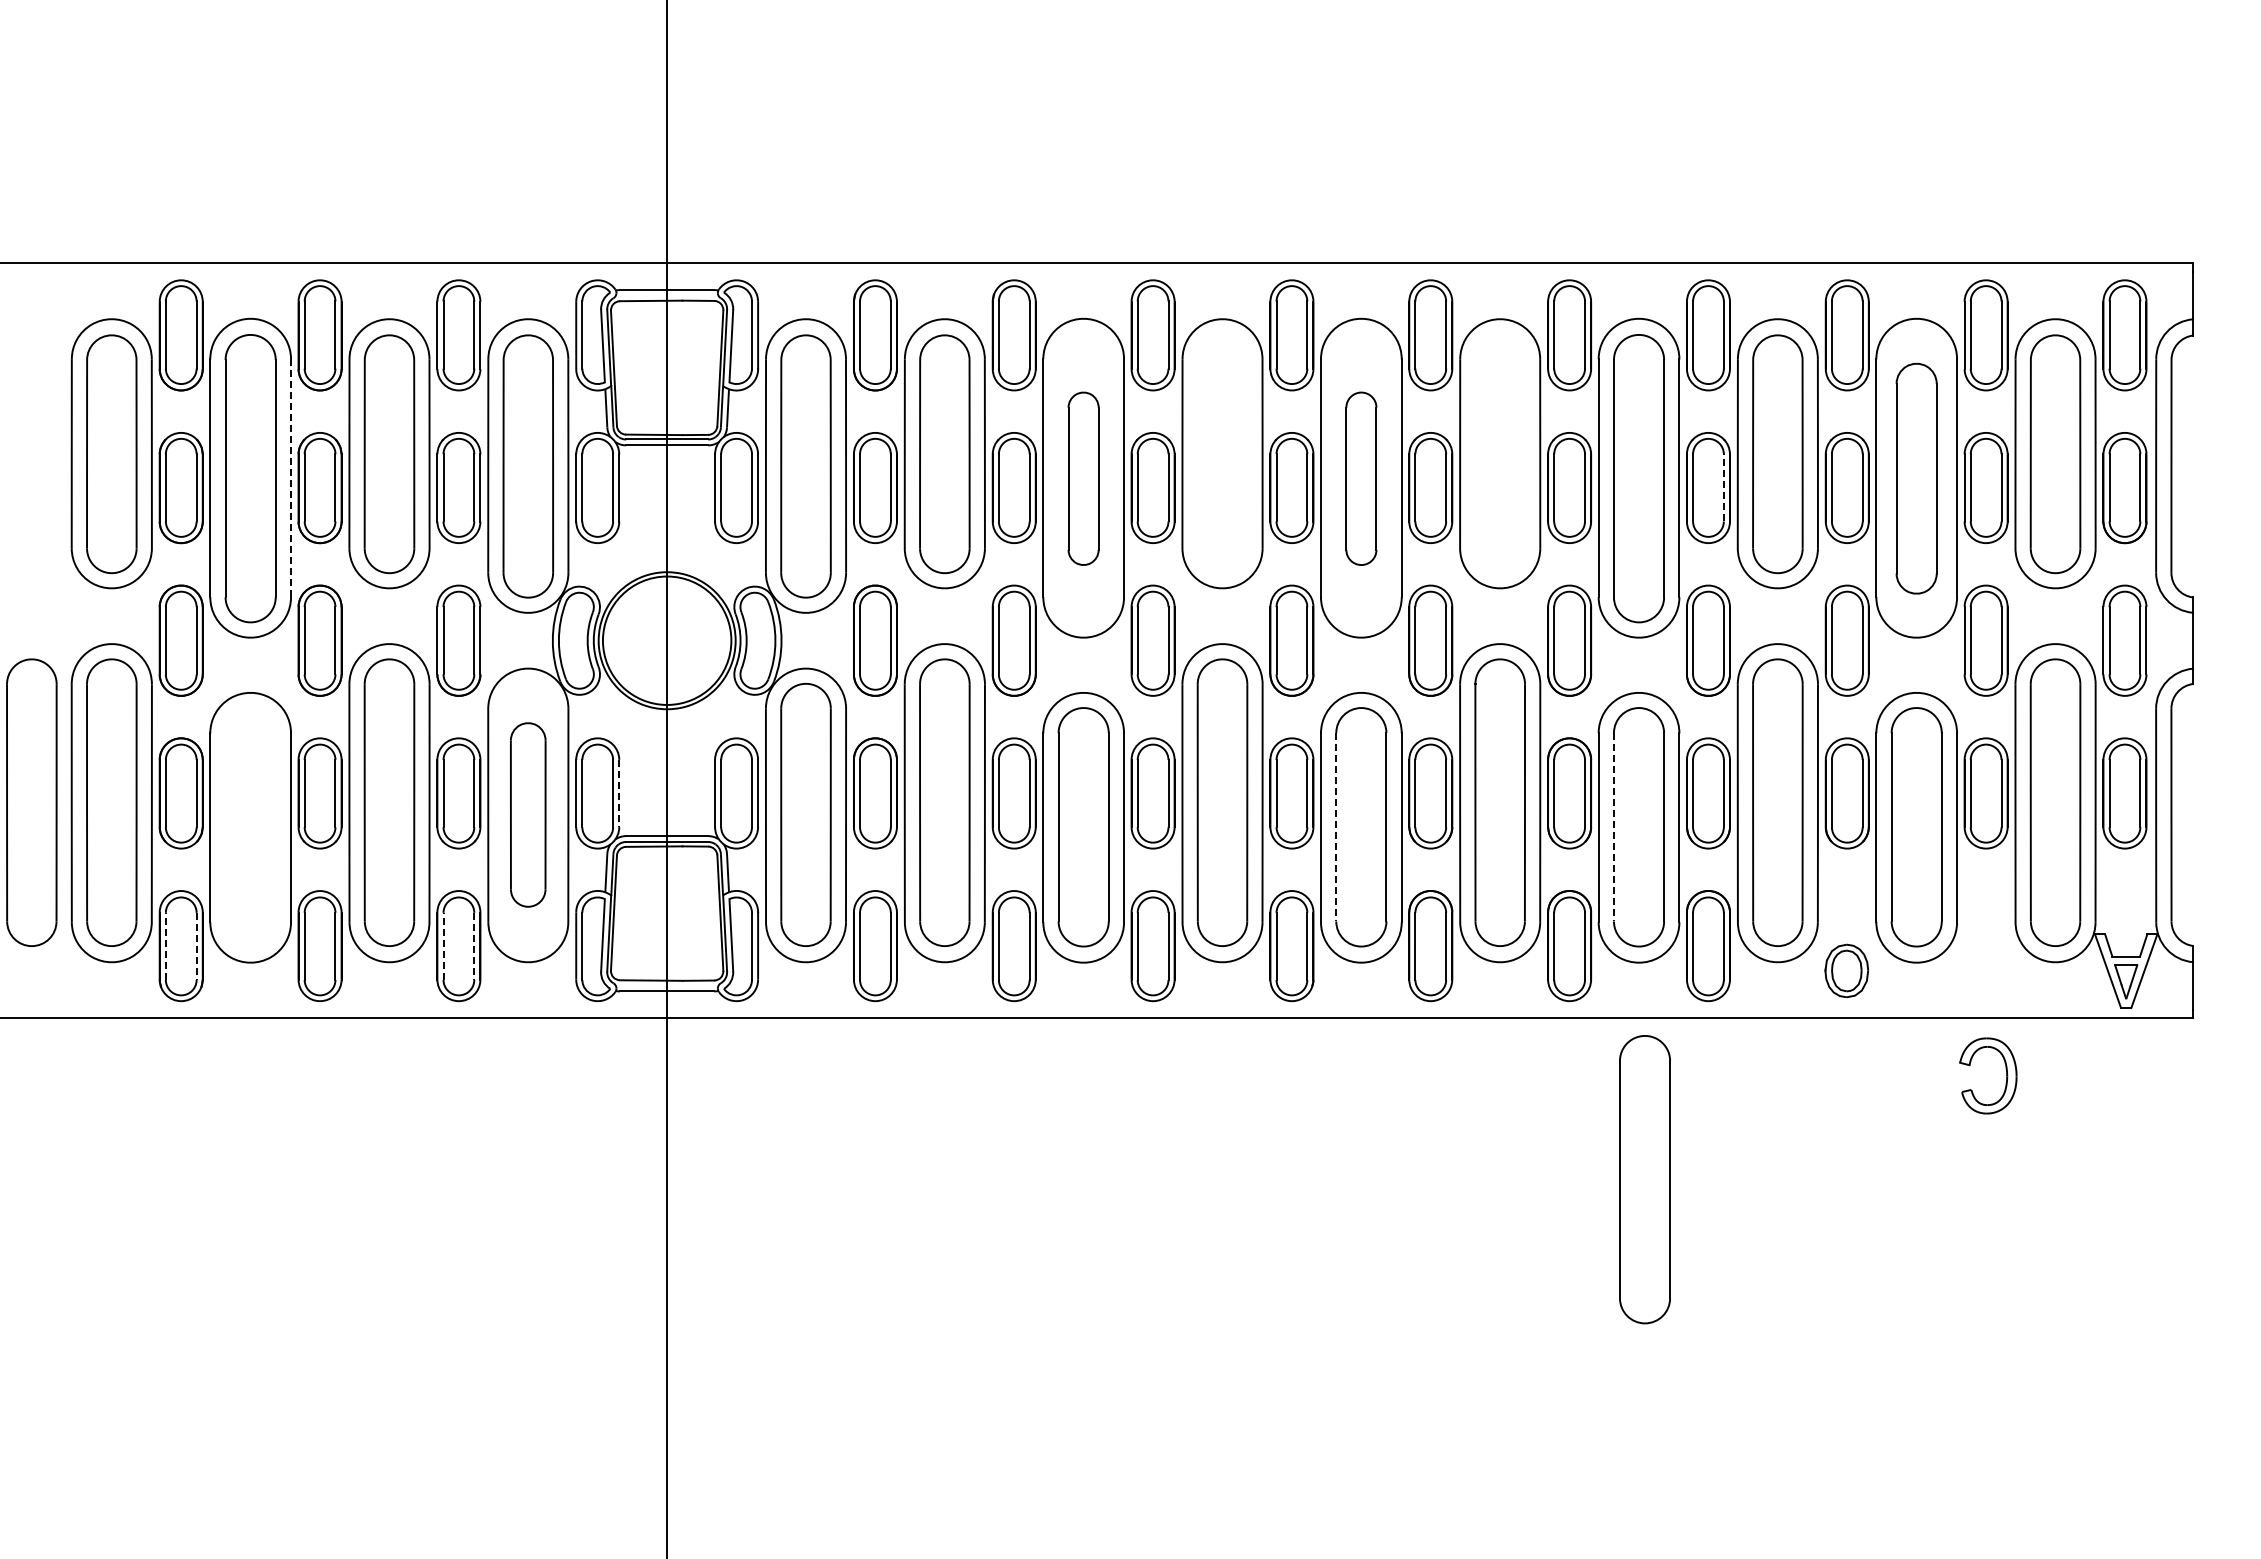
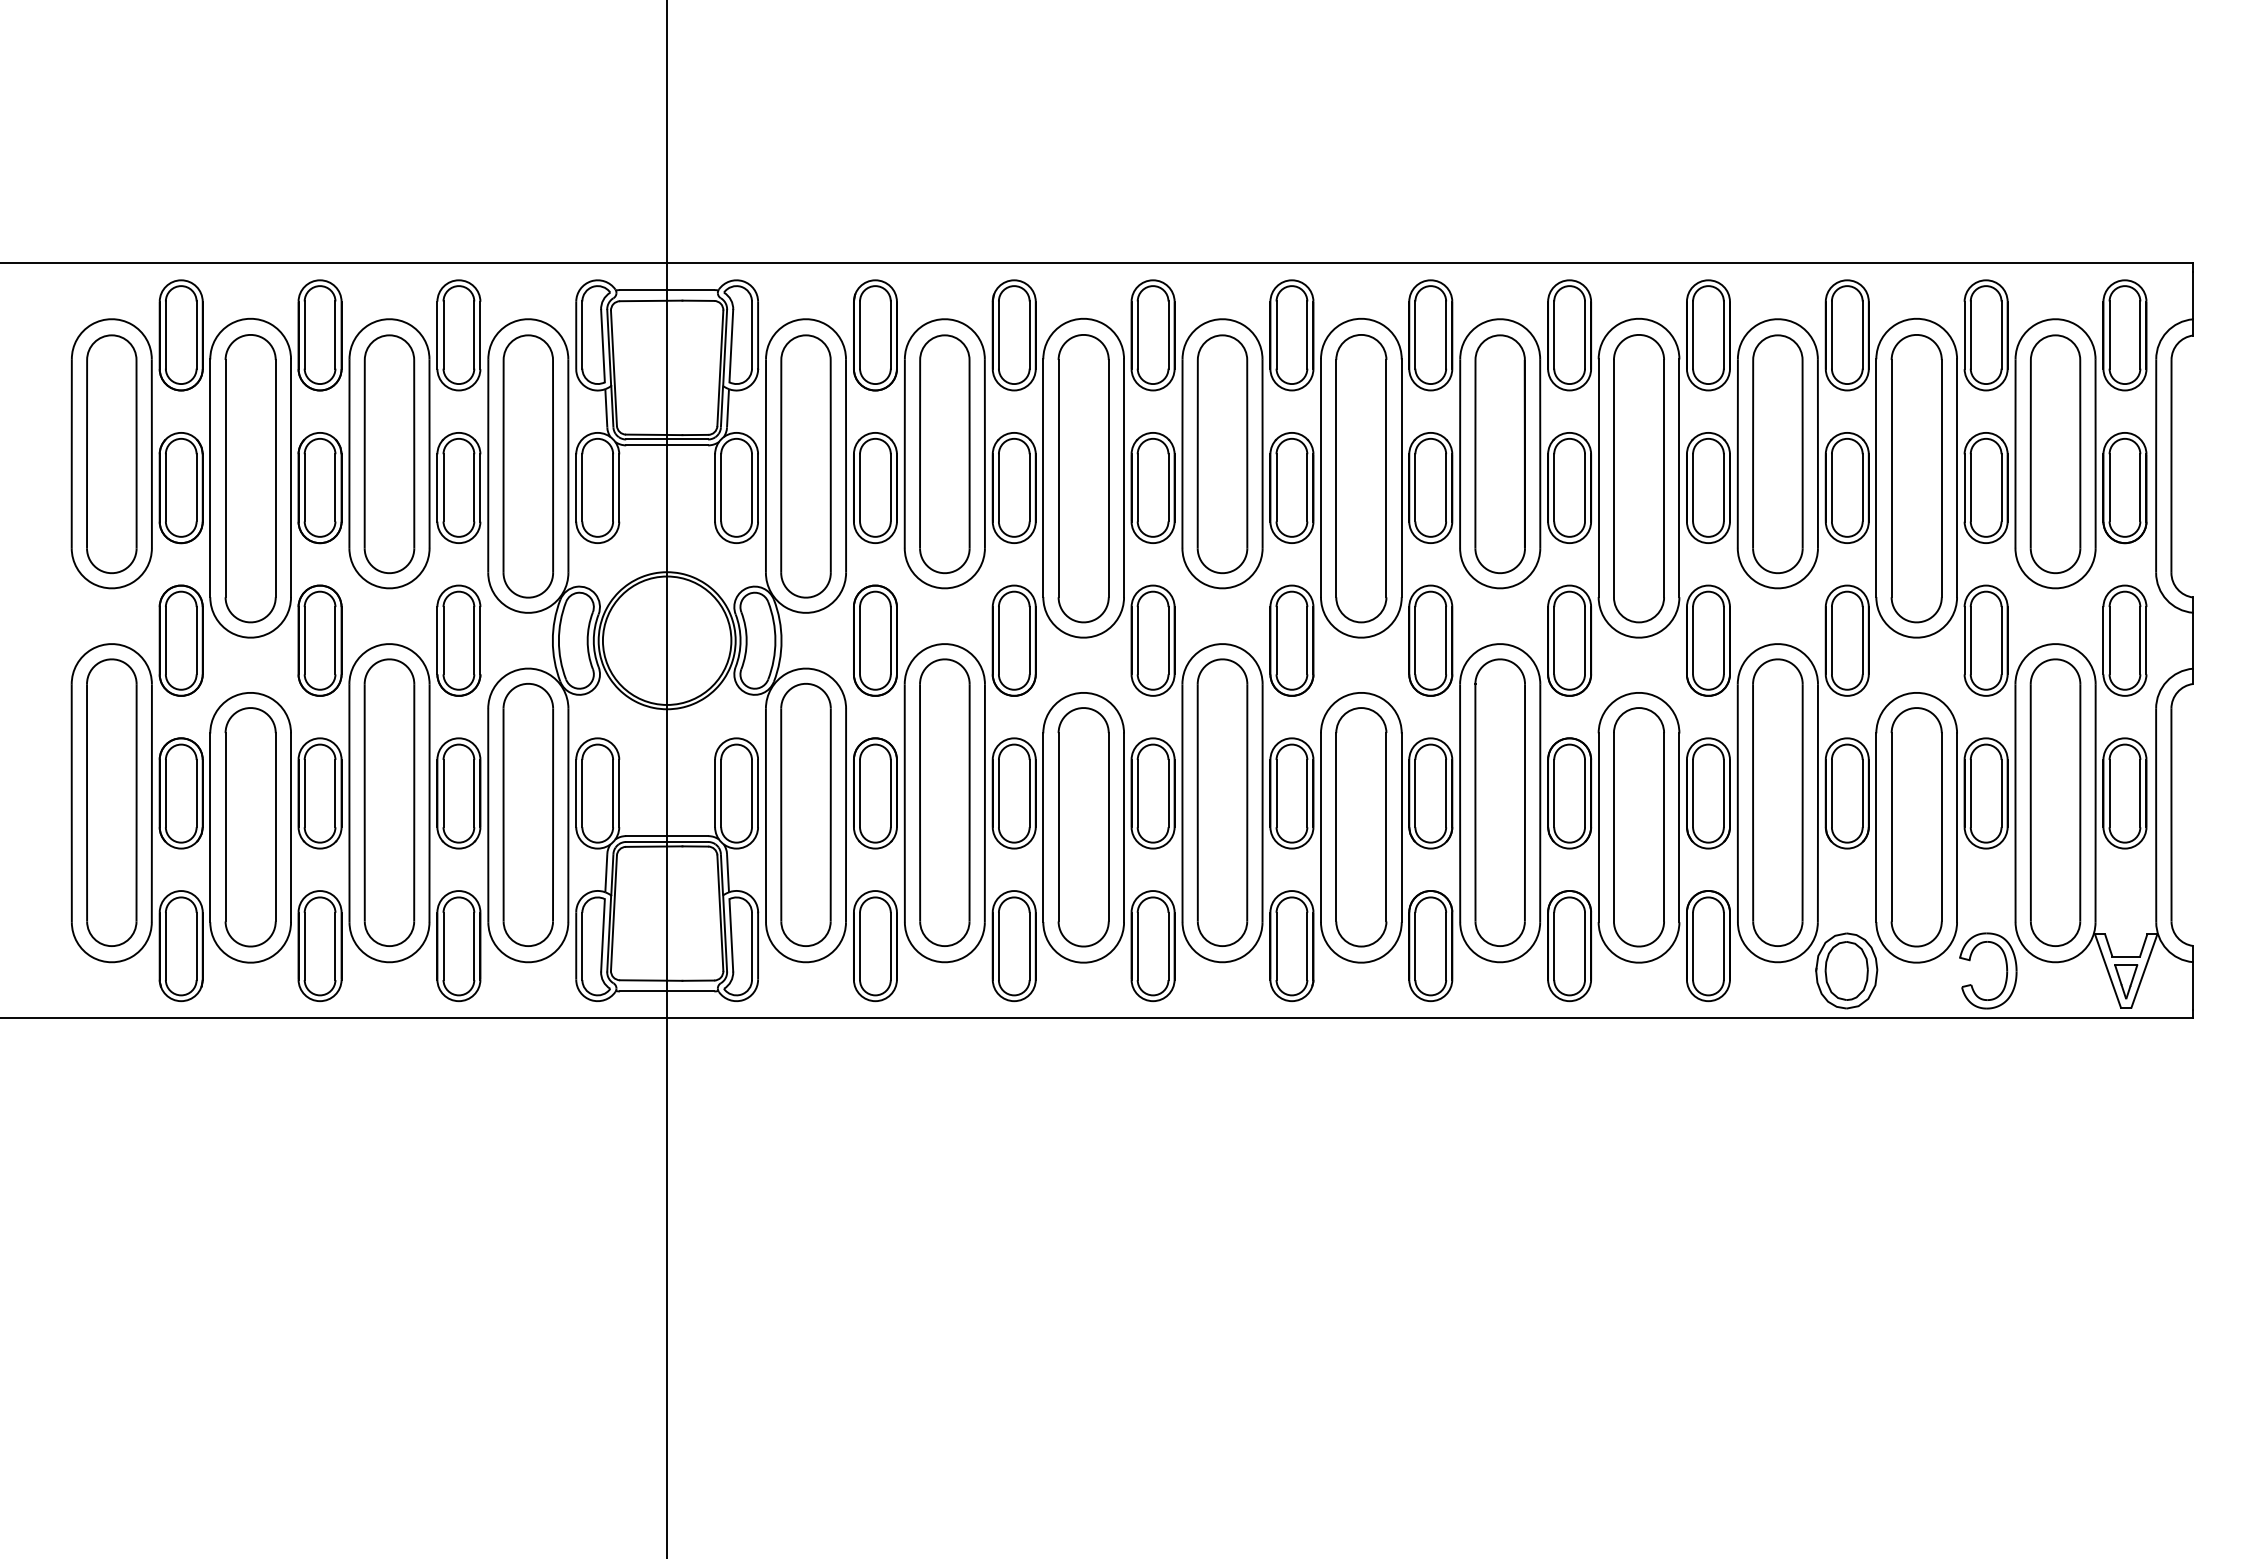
part: none -> present (1222, 454)
part: none -> present (1499, 454)
line: dashed -> solid (291, 478)
part size: 33x175 px -> 53x290 px (1083, 478)
part size: 33x175 px -> 53x290 px (1361, 478)
part size: 43x232 px -> 53x290 px (1916, 478)
line: dashed -> solid (1723, 487)
line: dashed -> solid (619, 793)
part: present -> none (31, 802)
part size: 37x186 px -> 52x264 px (527, 814)
part: none -> present (250, 827)
line: dashed -> solid (1336, 827)
line: dashed -> solid (1613, 827)
line: dashed -> solid (165, 946)
line: dashed -> solid (196, 946)
line: dashed -> solid (443, 946)
line: dashed -> solid (474, 946)
part size: 46x56 px -> 64x78 px (1846, 970)
part position: (2006, 1075) -> (2006, 970) (2006, 970)
part: present -> none (1644, 1179)
